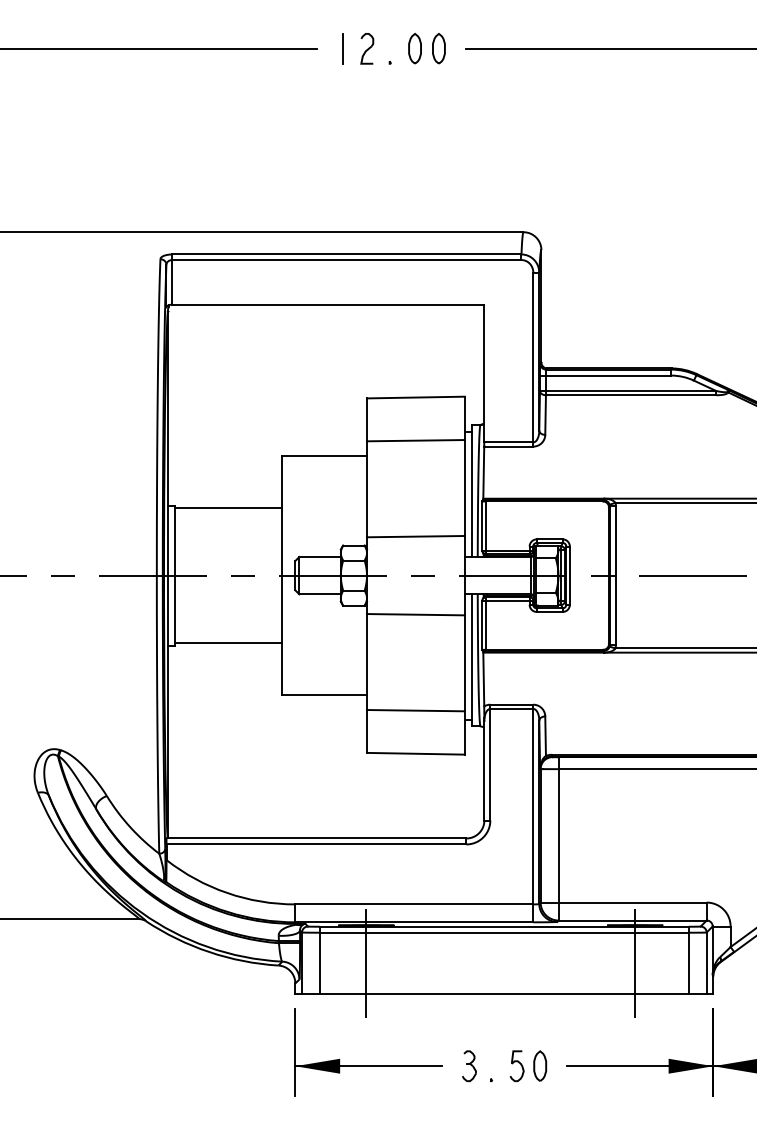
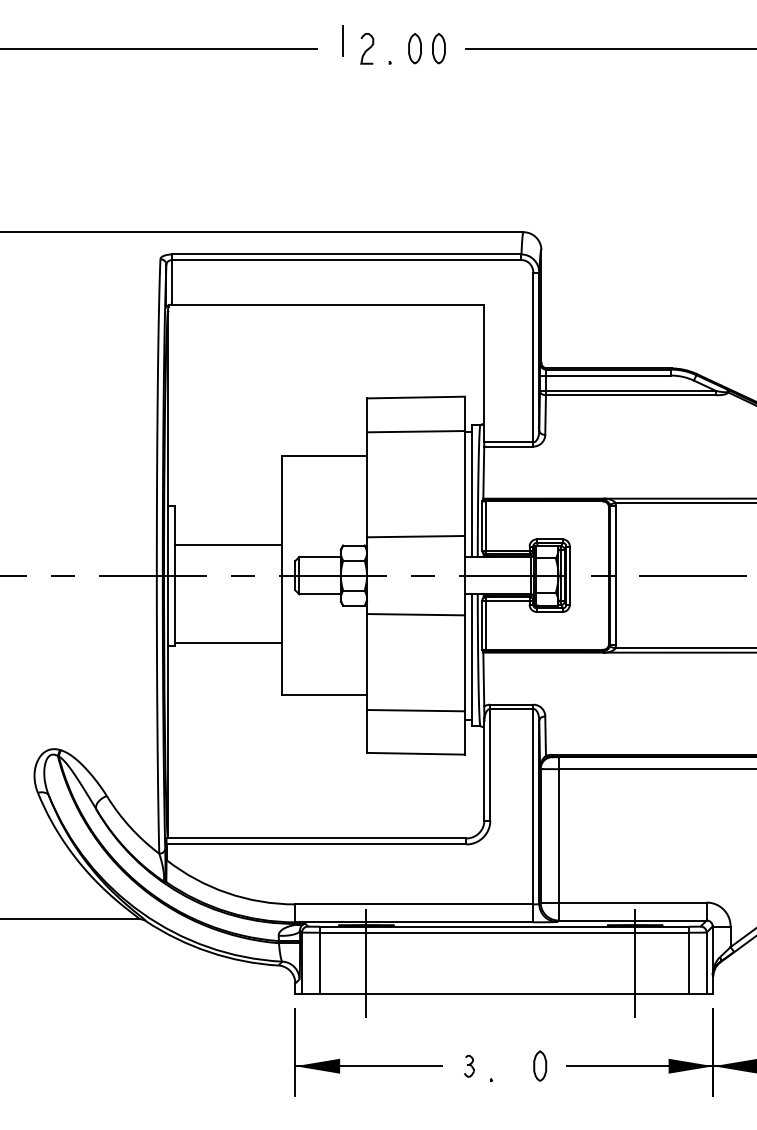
line position: (342, 48) -> (342, 40) (342, 40)
line position: (415, 440) -> (415, 431) (415, 431)
line position: (228, 508) -> (228, 545) (228, 545)
curve: present -> none (518, 1063)
part size: 15x33 px -> 11x23 px (469, 1066)
